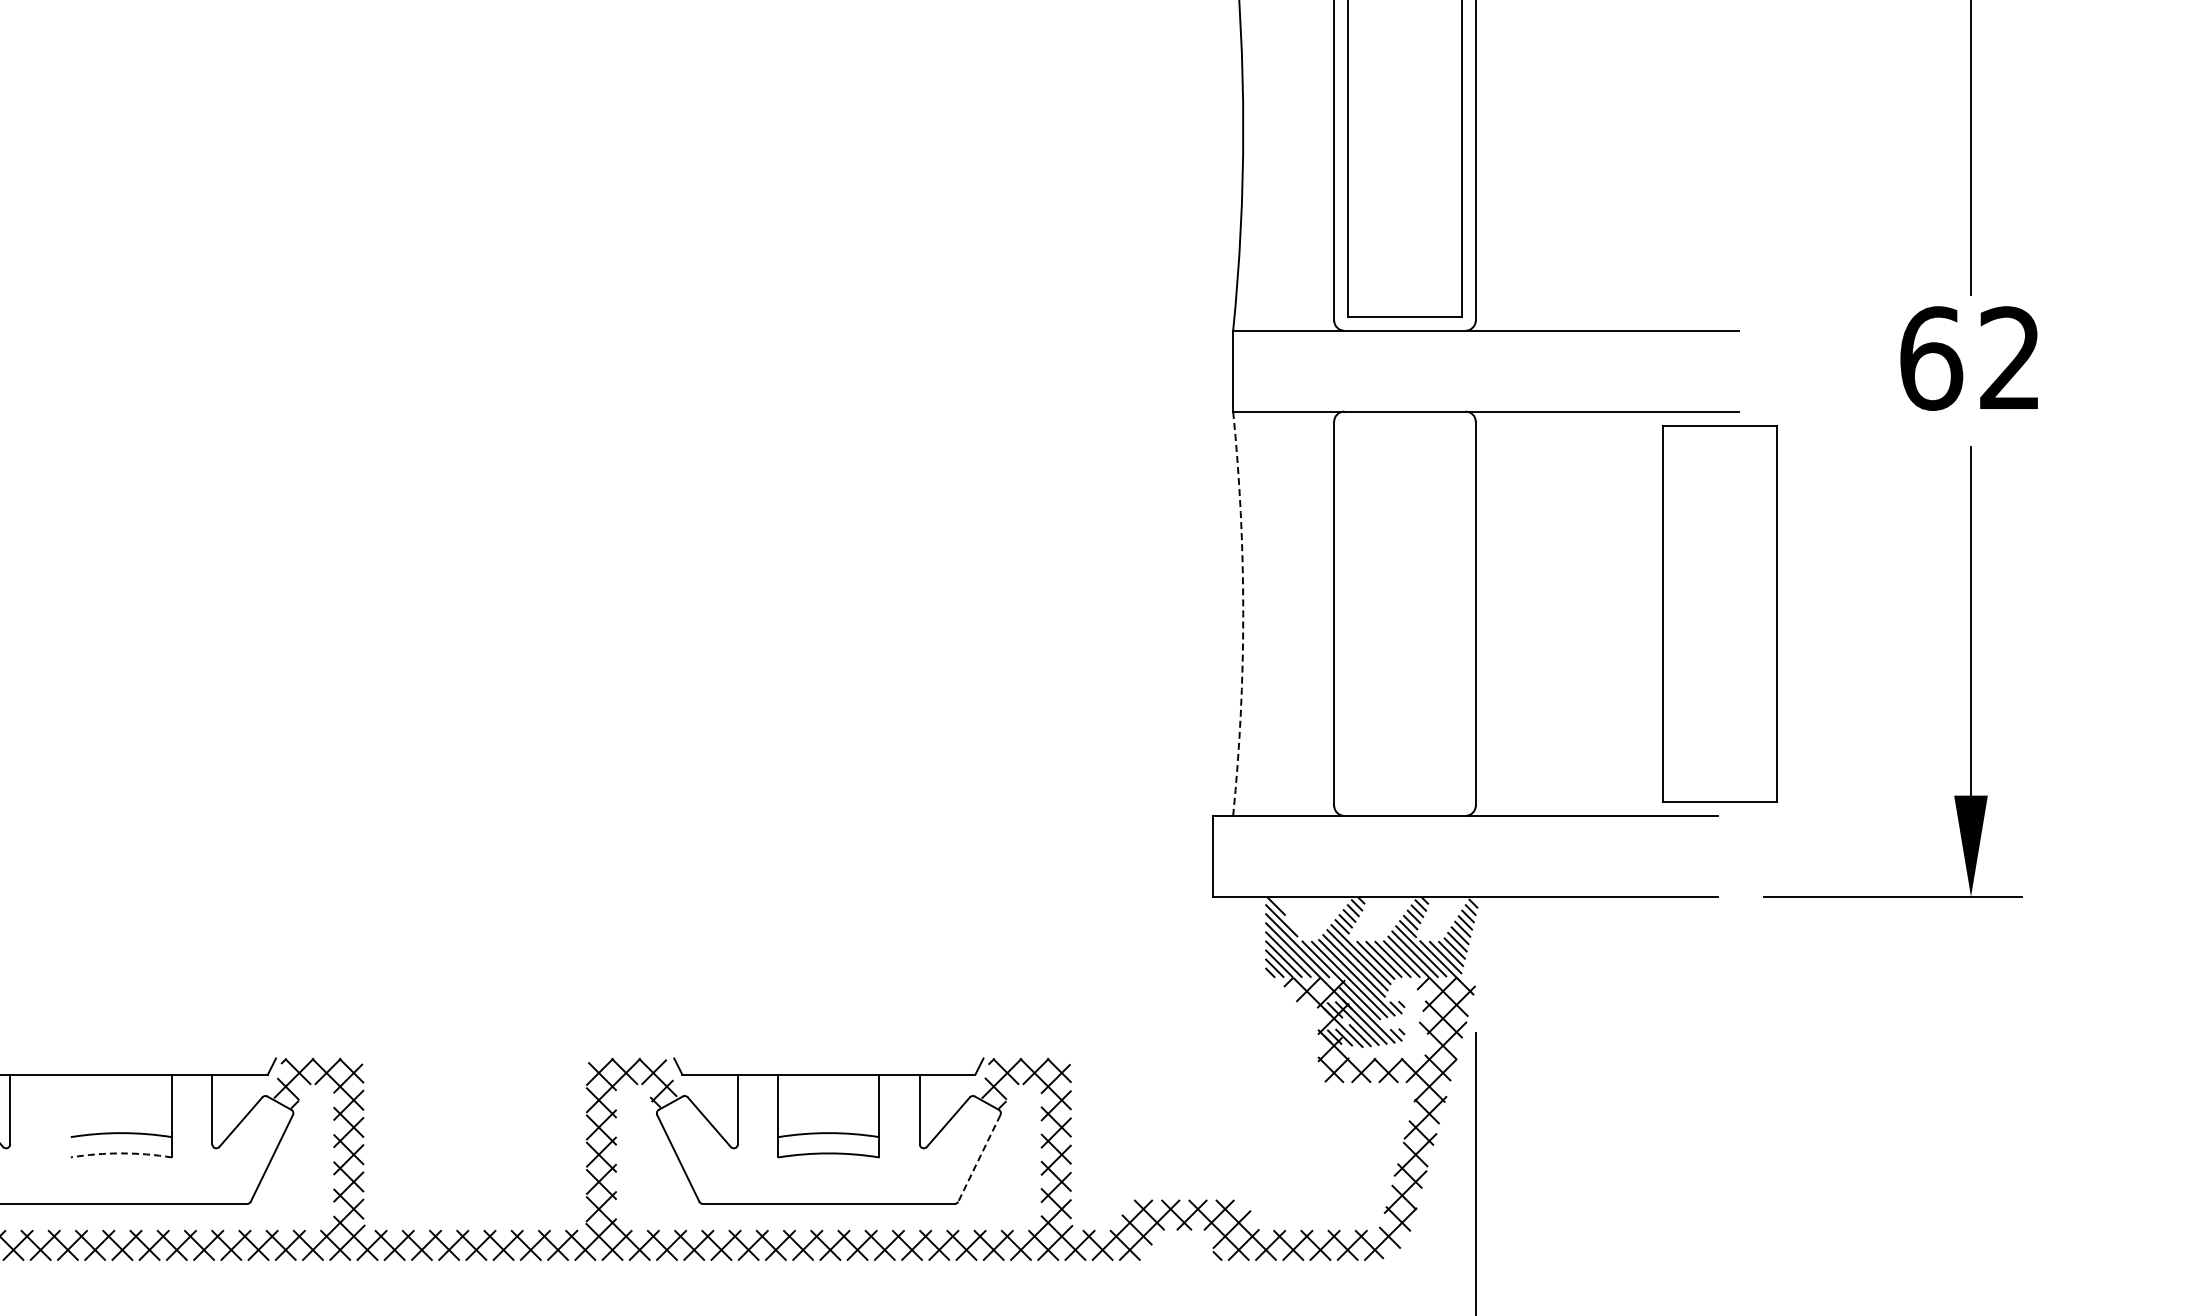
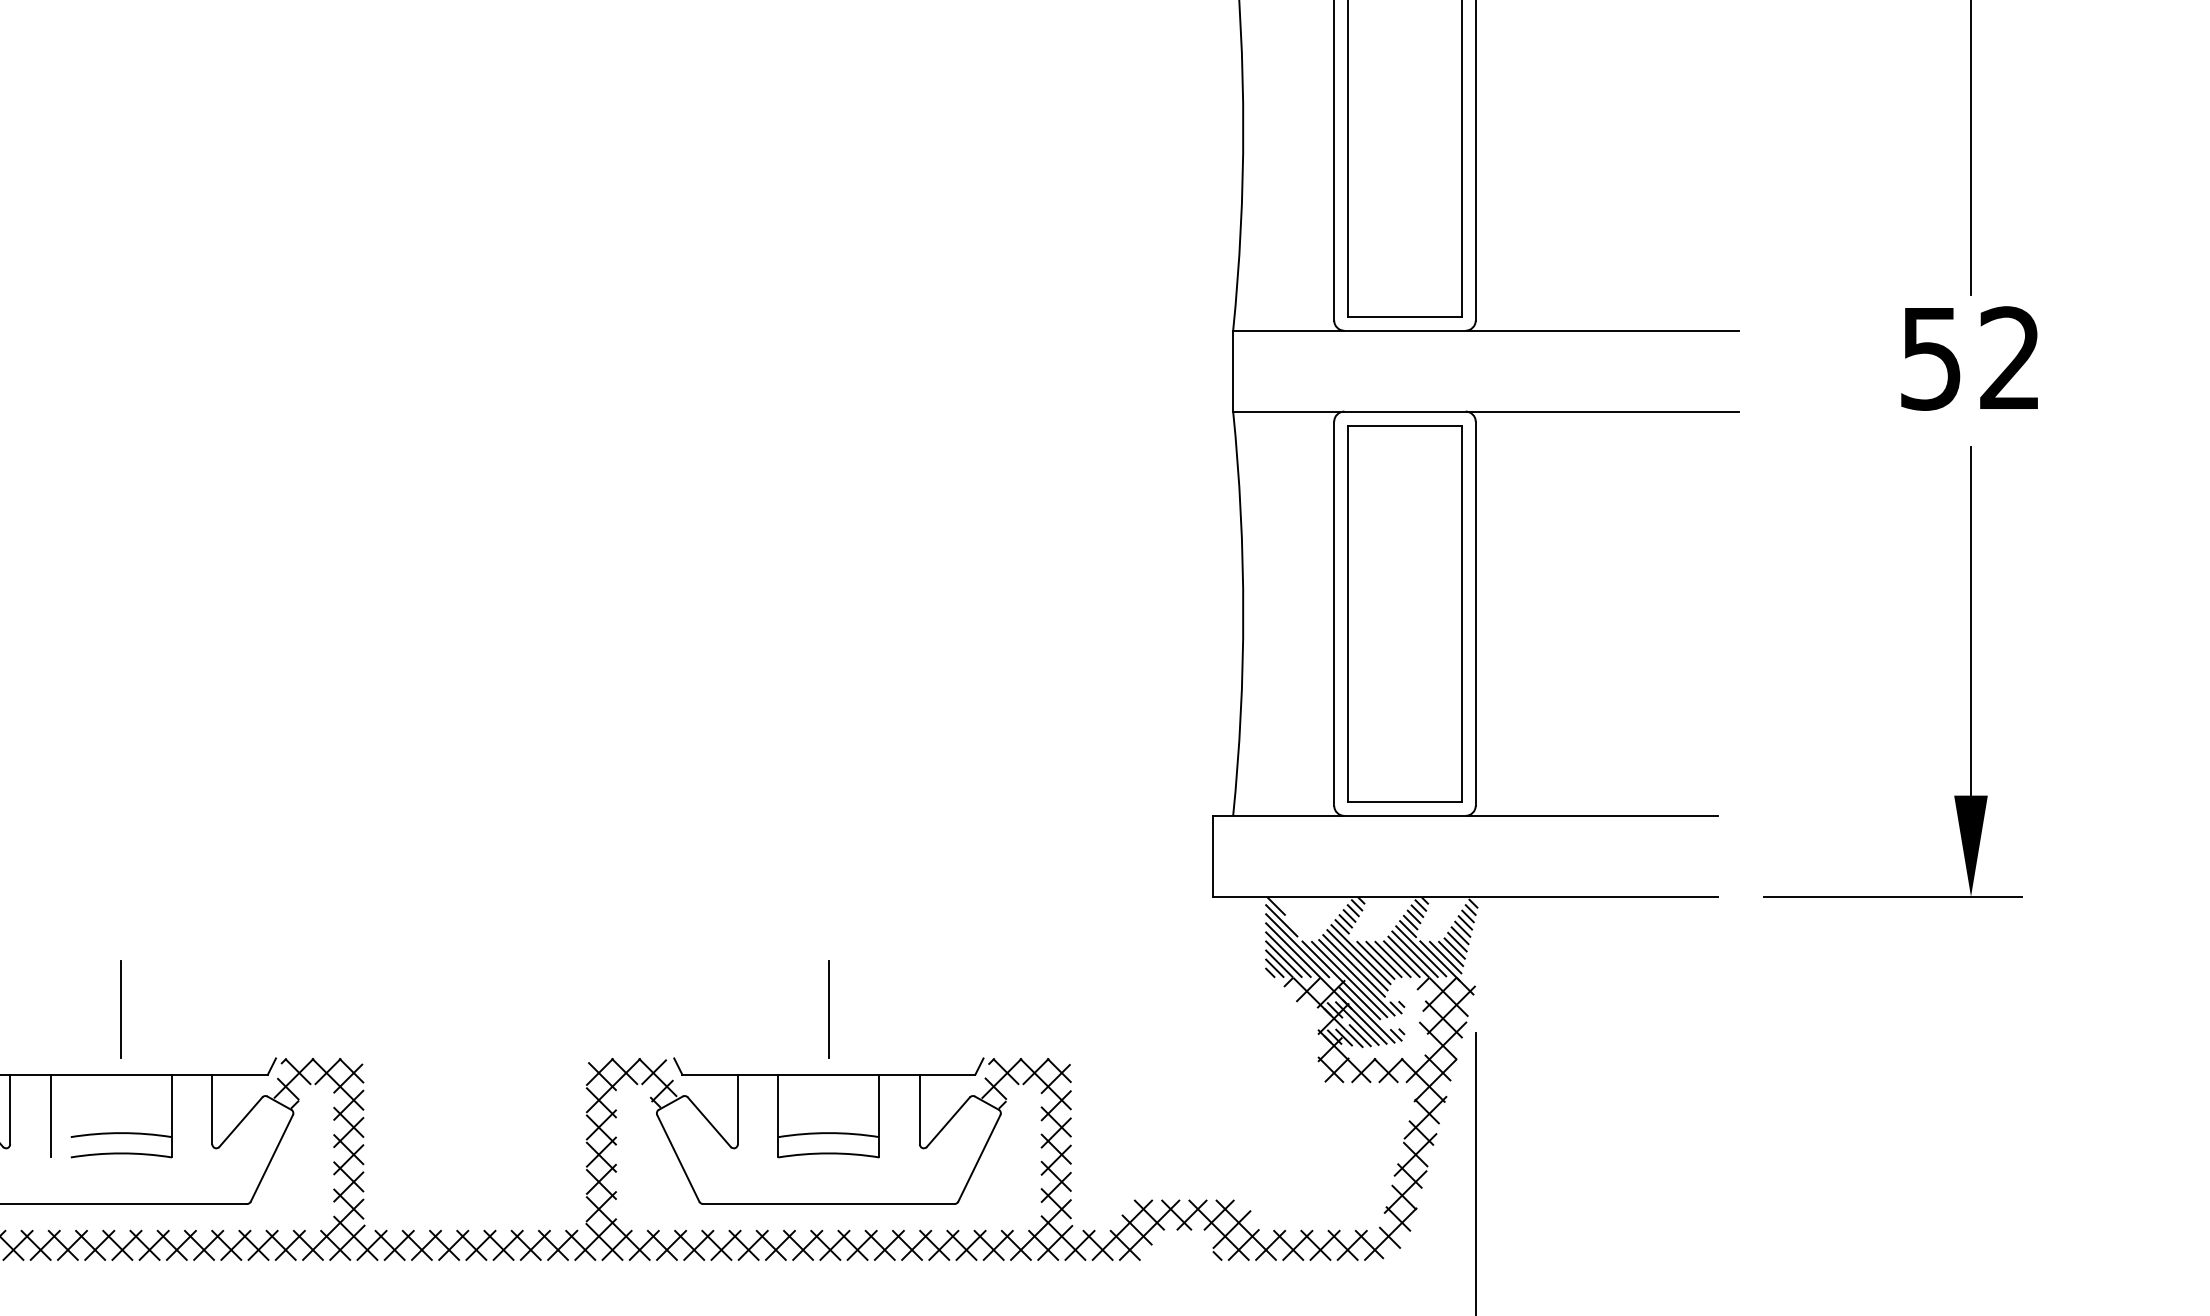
text: 62 -> 52 (1931, 358)
arc: dashed -> solid (1243, 613)
part position: (1719, 613) -> (1404, 613) (1404, 613)
line: none -> present (121, 1009)
line: none -> present (828, 1009)
line: none -> present (50, 1115)
arc: dashed -> solid (121, 1153)
line: dashed -> solid (979, 1158)
